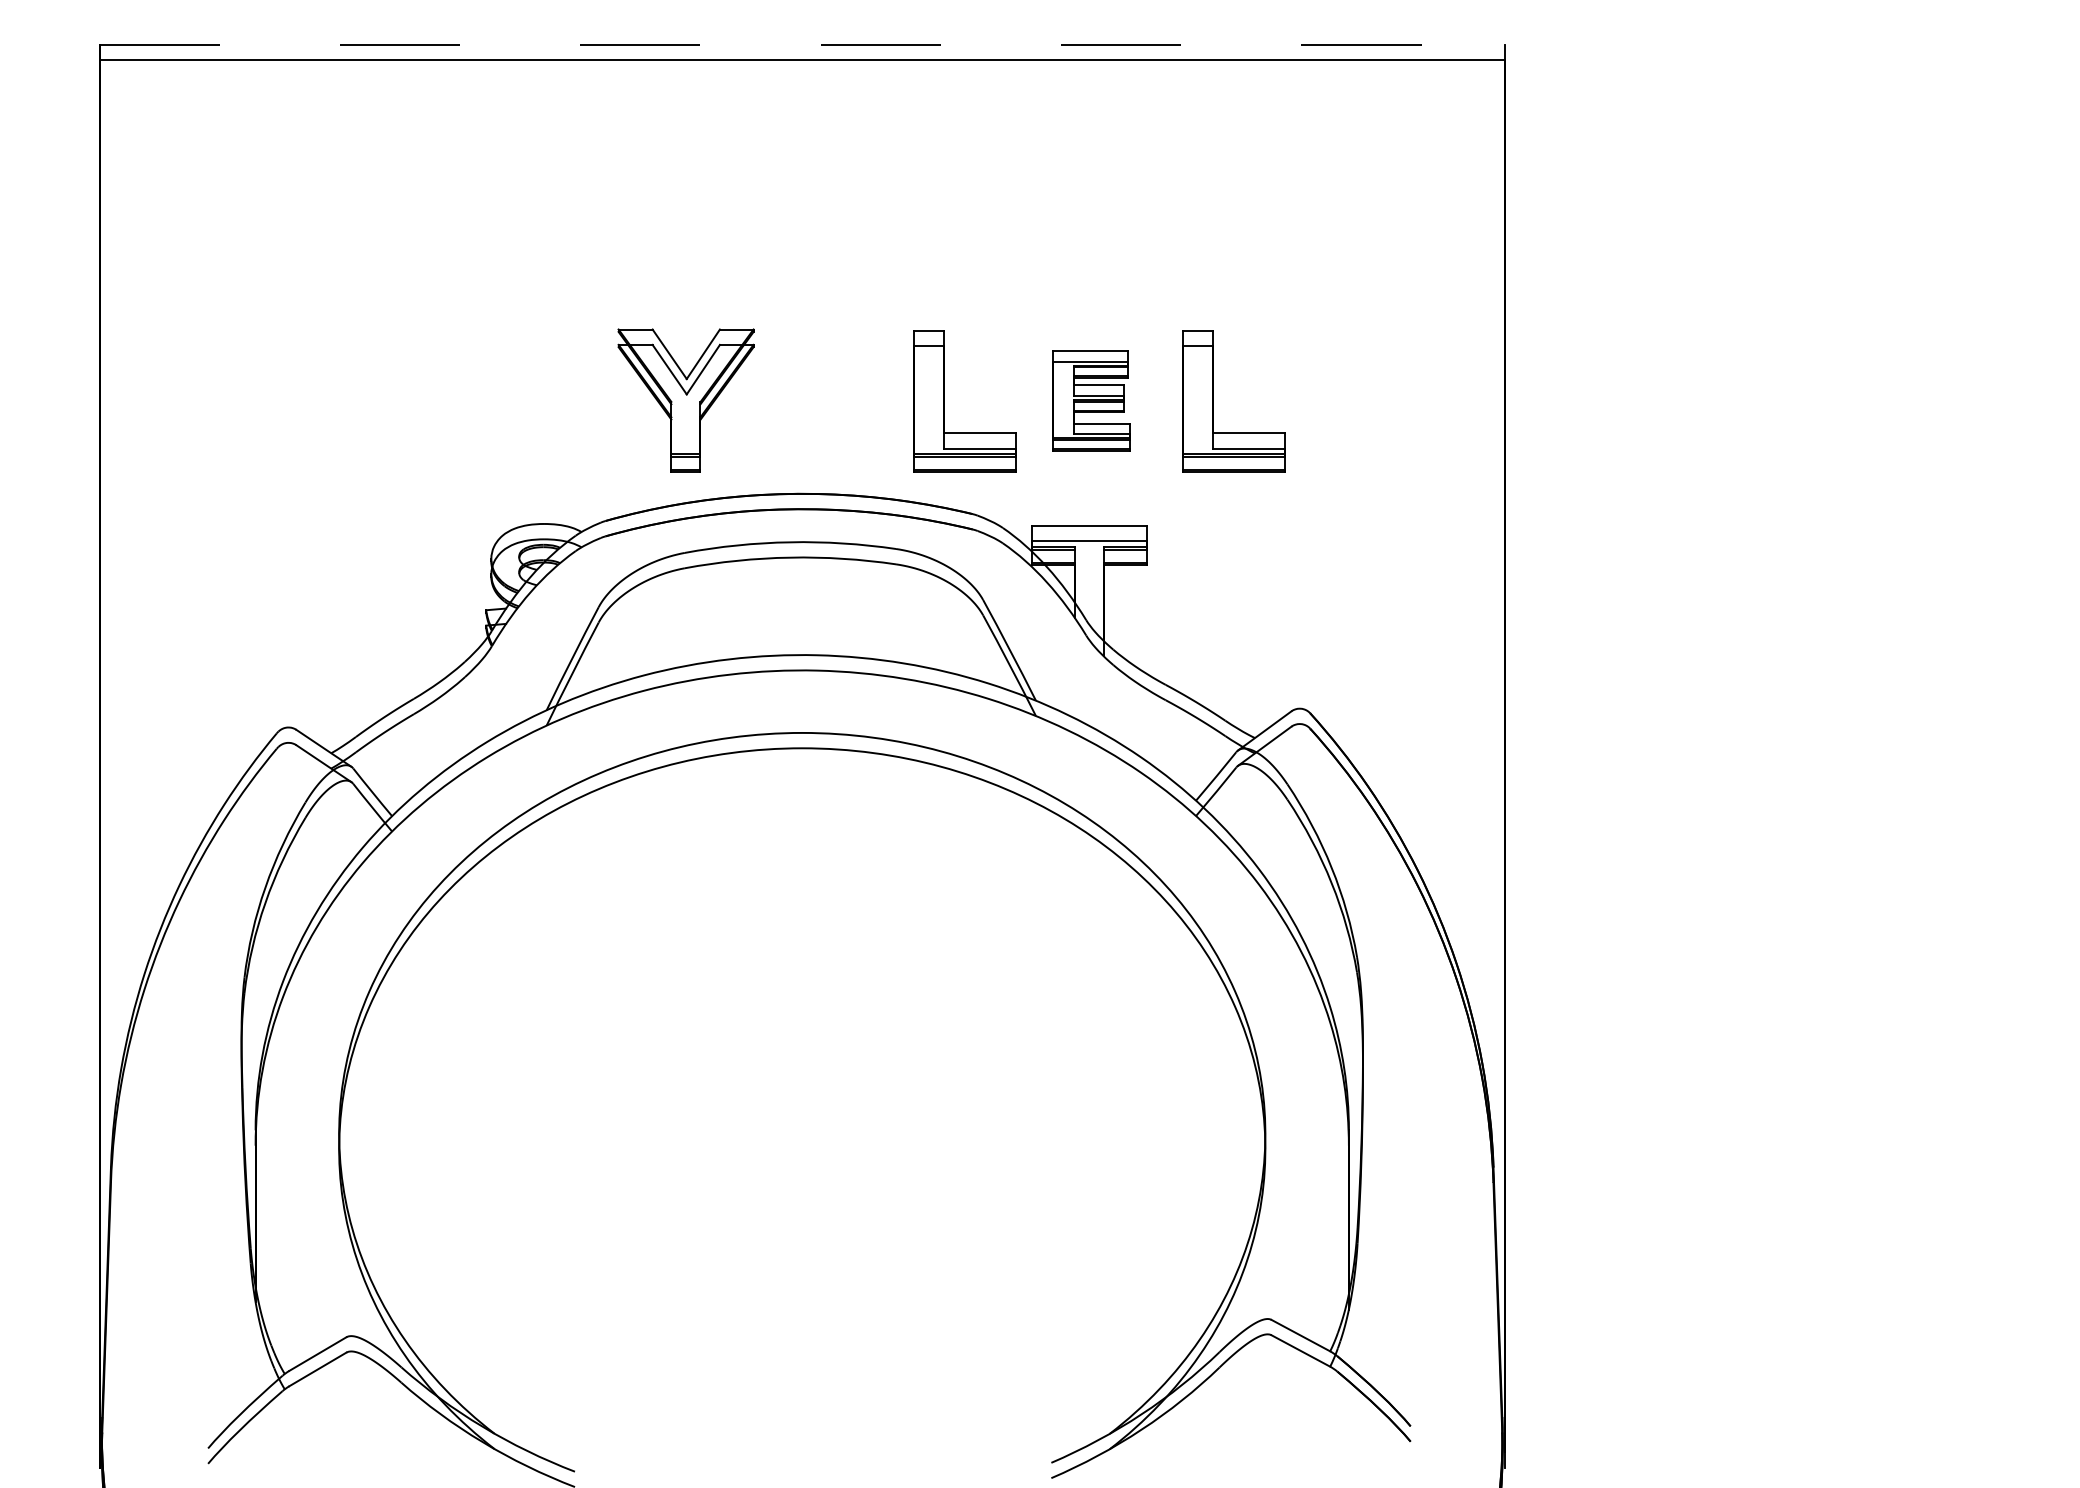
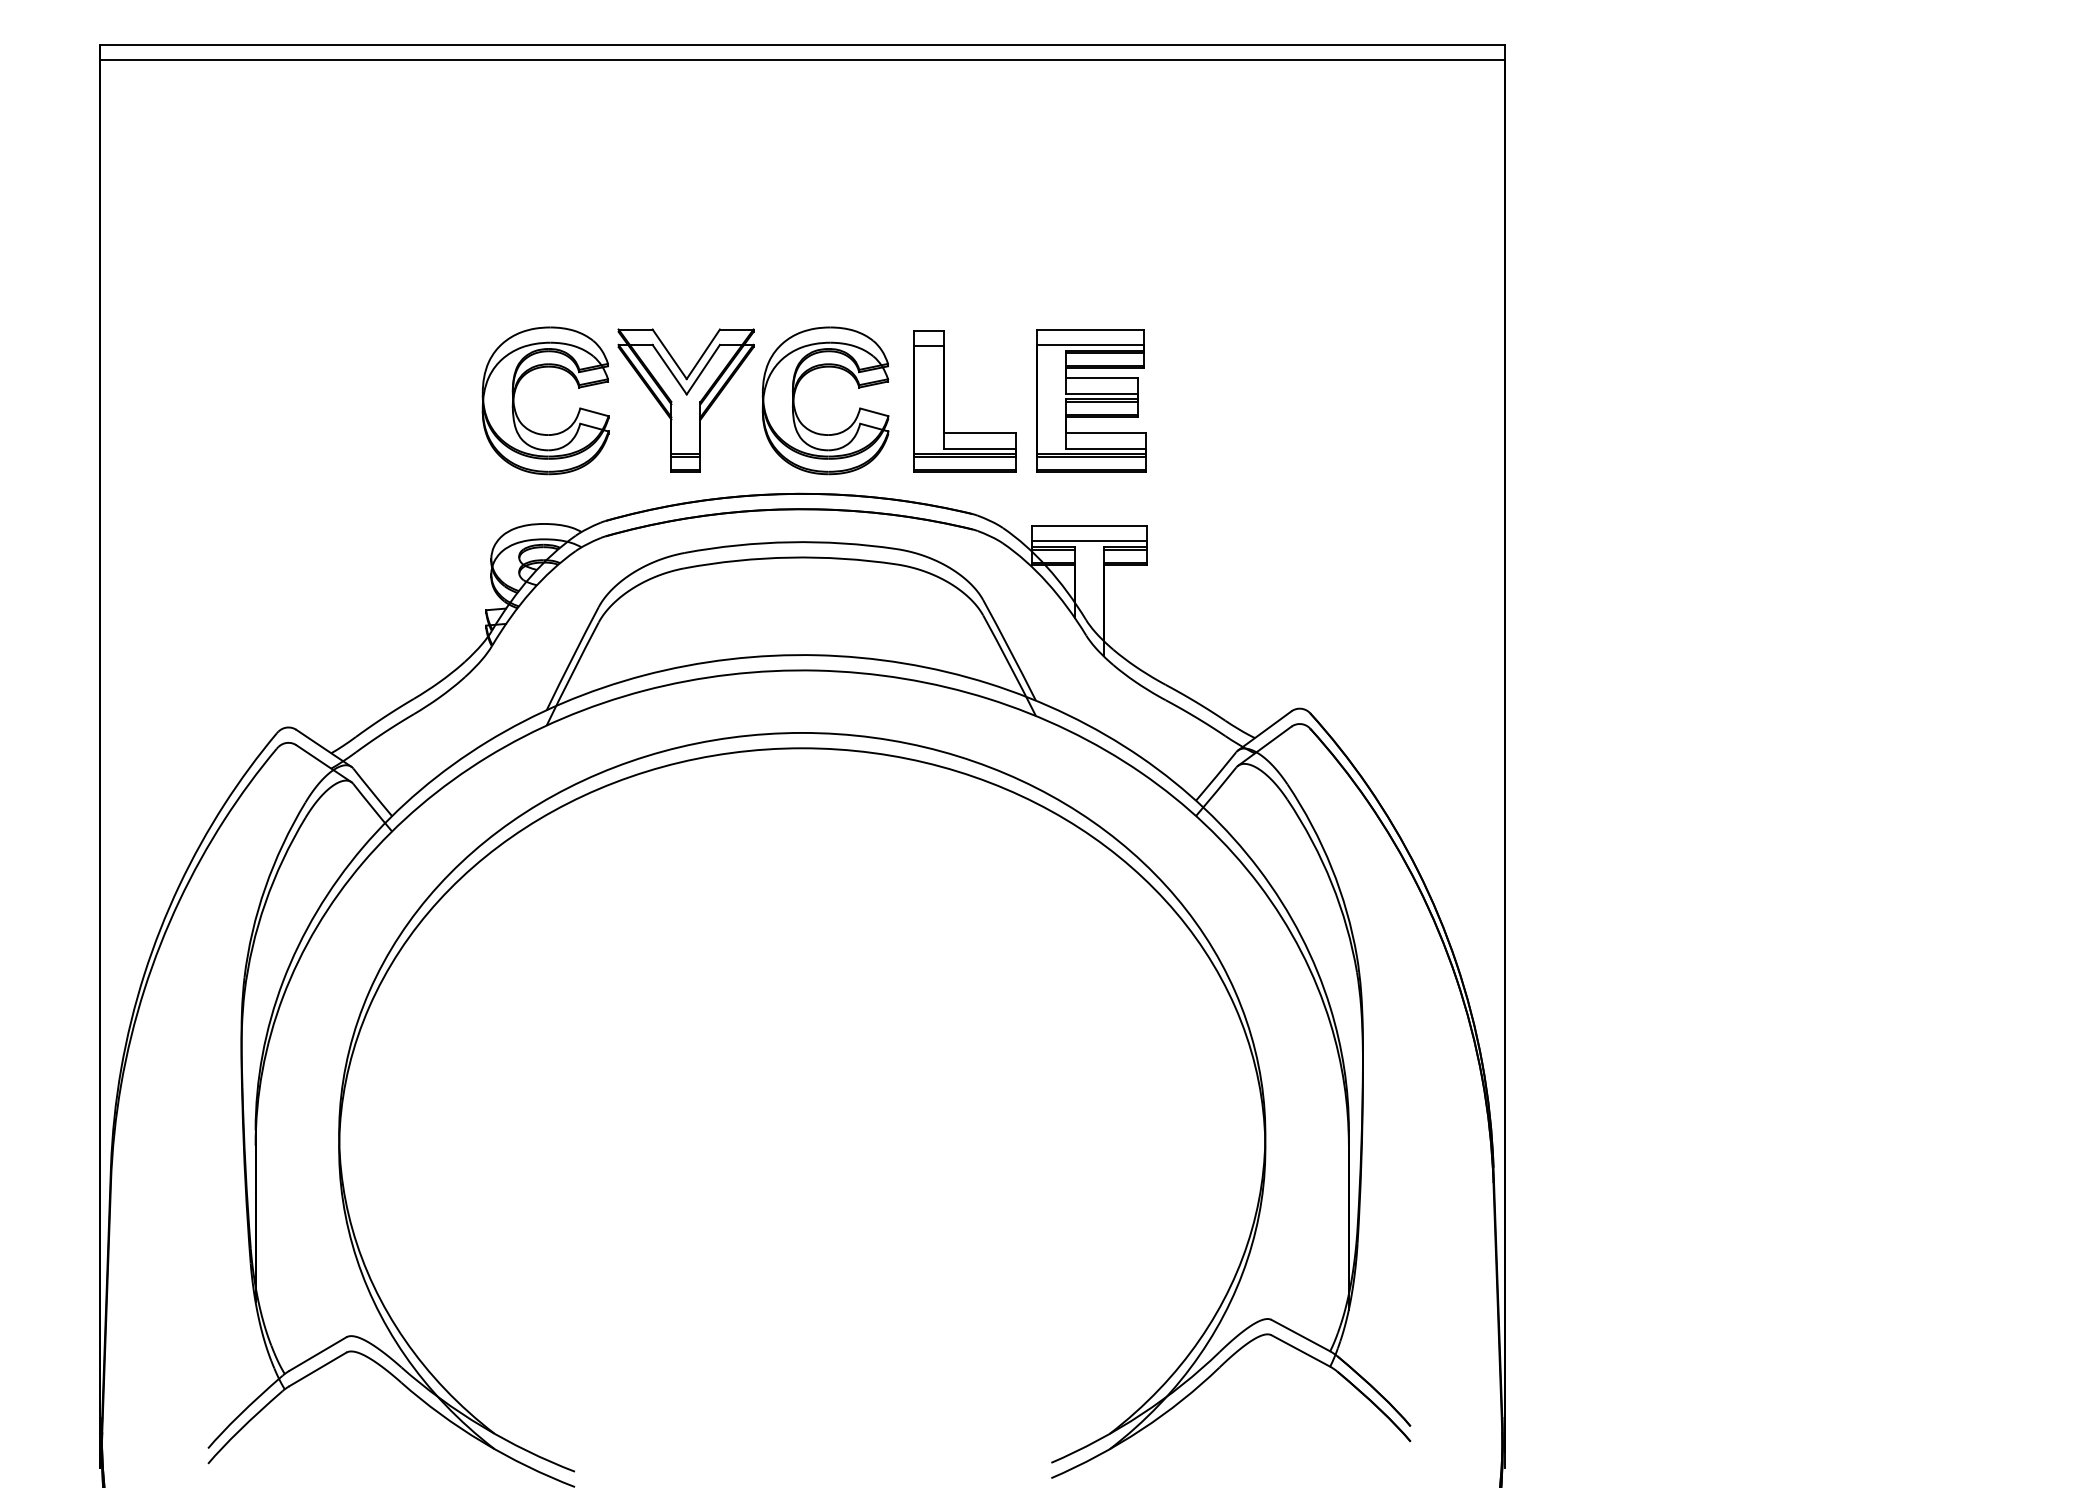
line: dashed -> solid (802, 44)
part: none -> present (795, 394)
part size: 79x102 px -> 111x144 px (1091, 400)
part: present -> none (1213, 401)
part: none -> present (515, 406)
